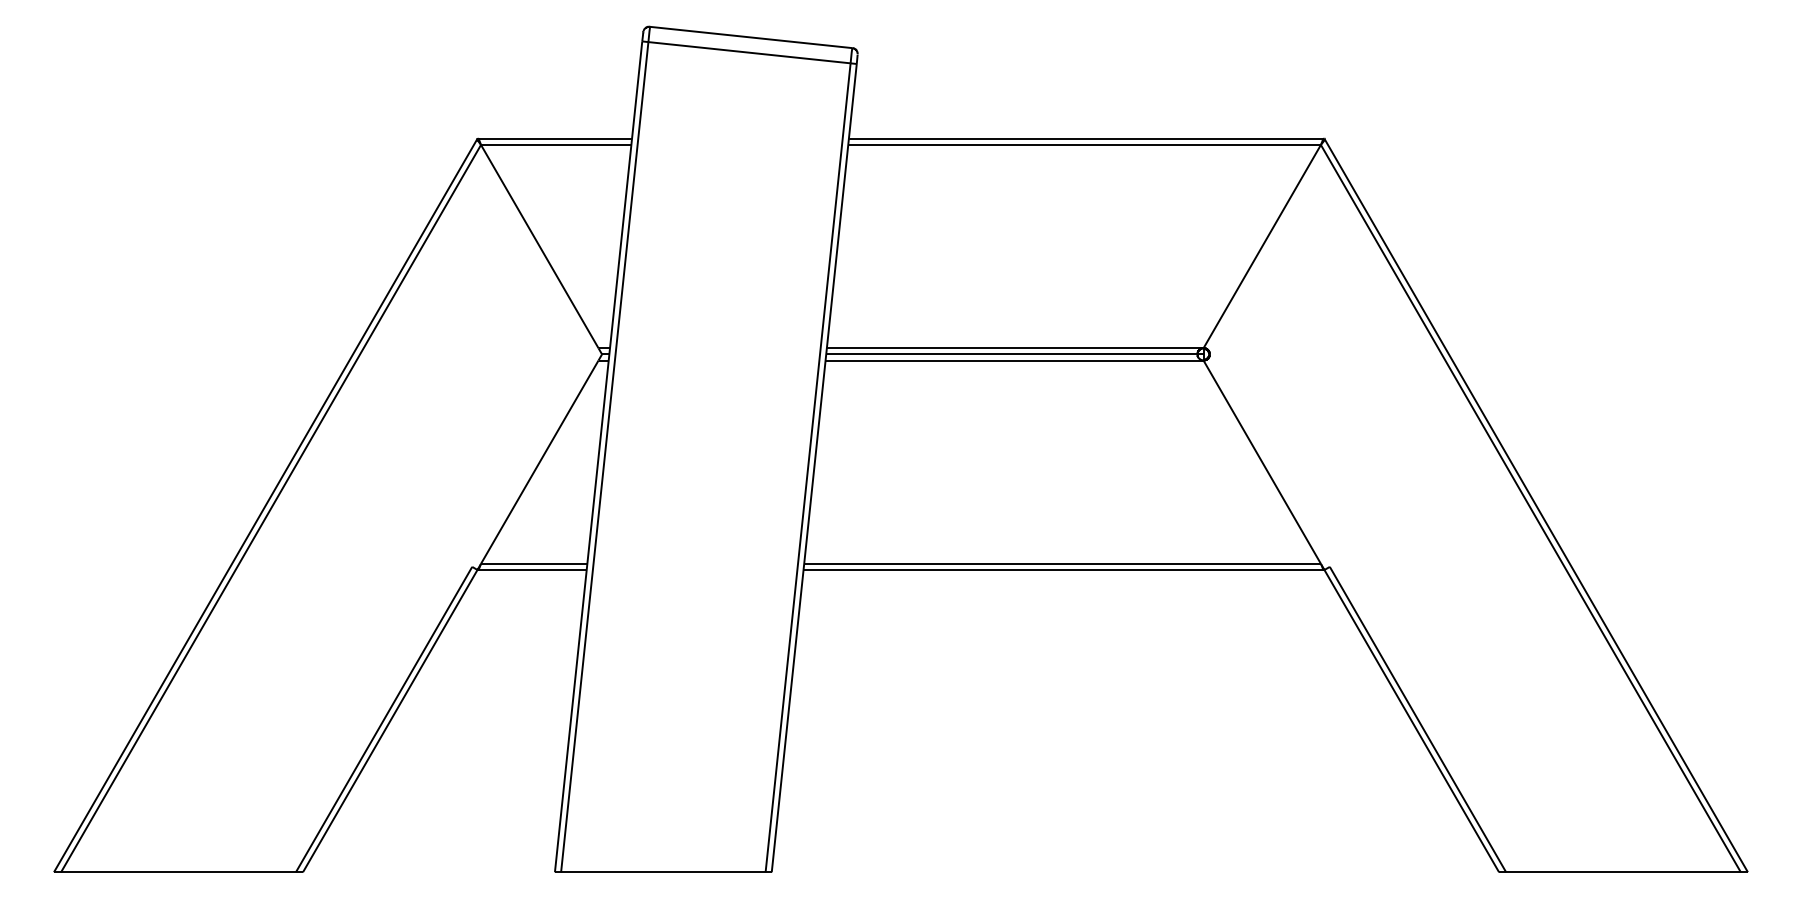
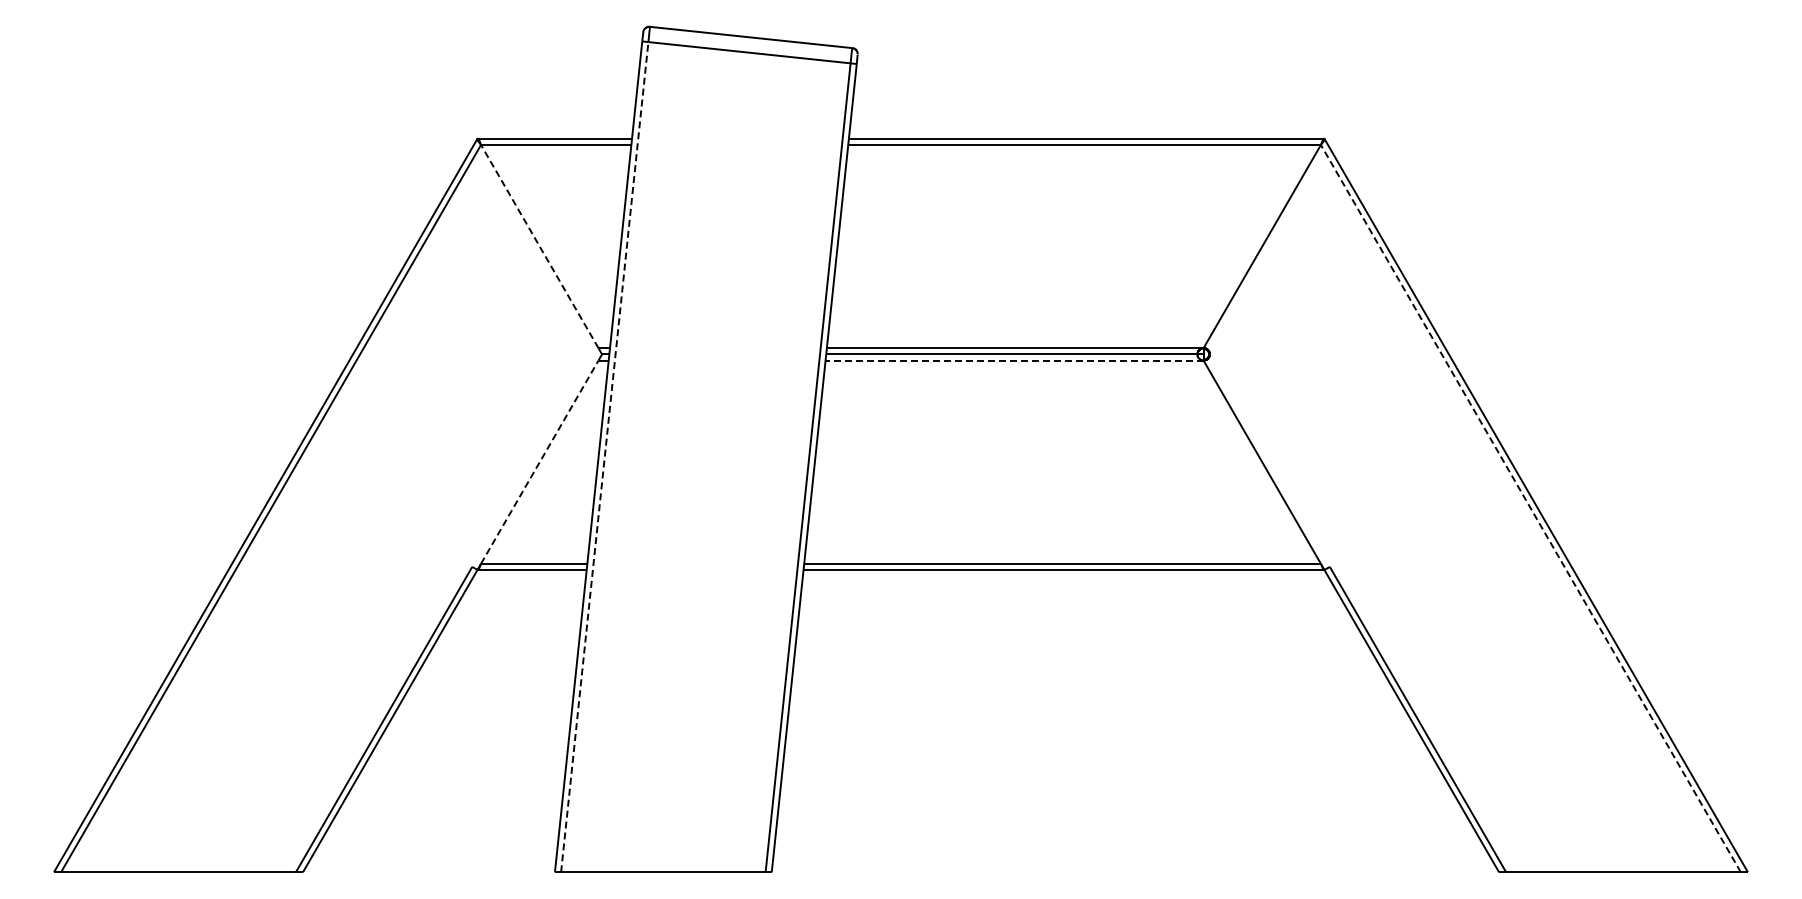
line: solid -> dashed (539, 246)
line: solid -> dashed (1014, 360)
line: solid -> dashed (604, 456)
line: solid -> dashed (540, 461)
line: solid -> dashed (1530, 508)
